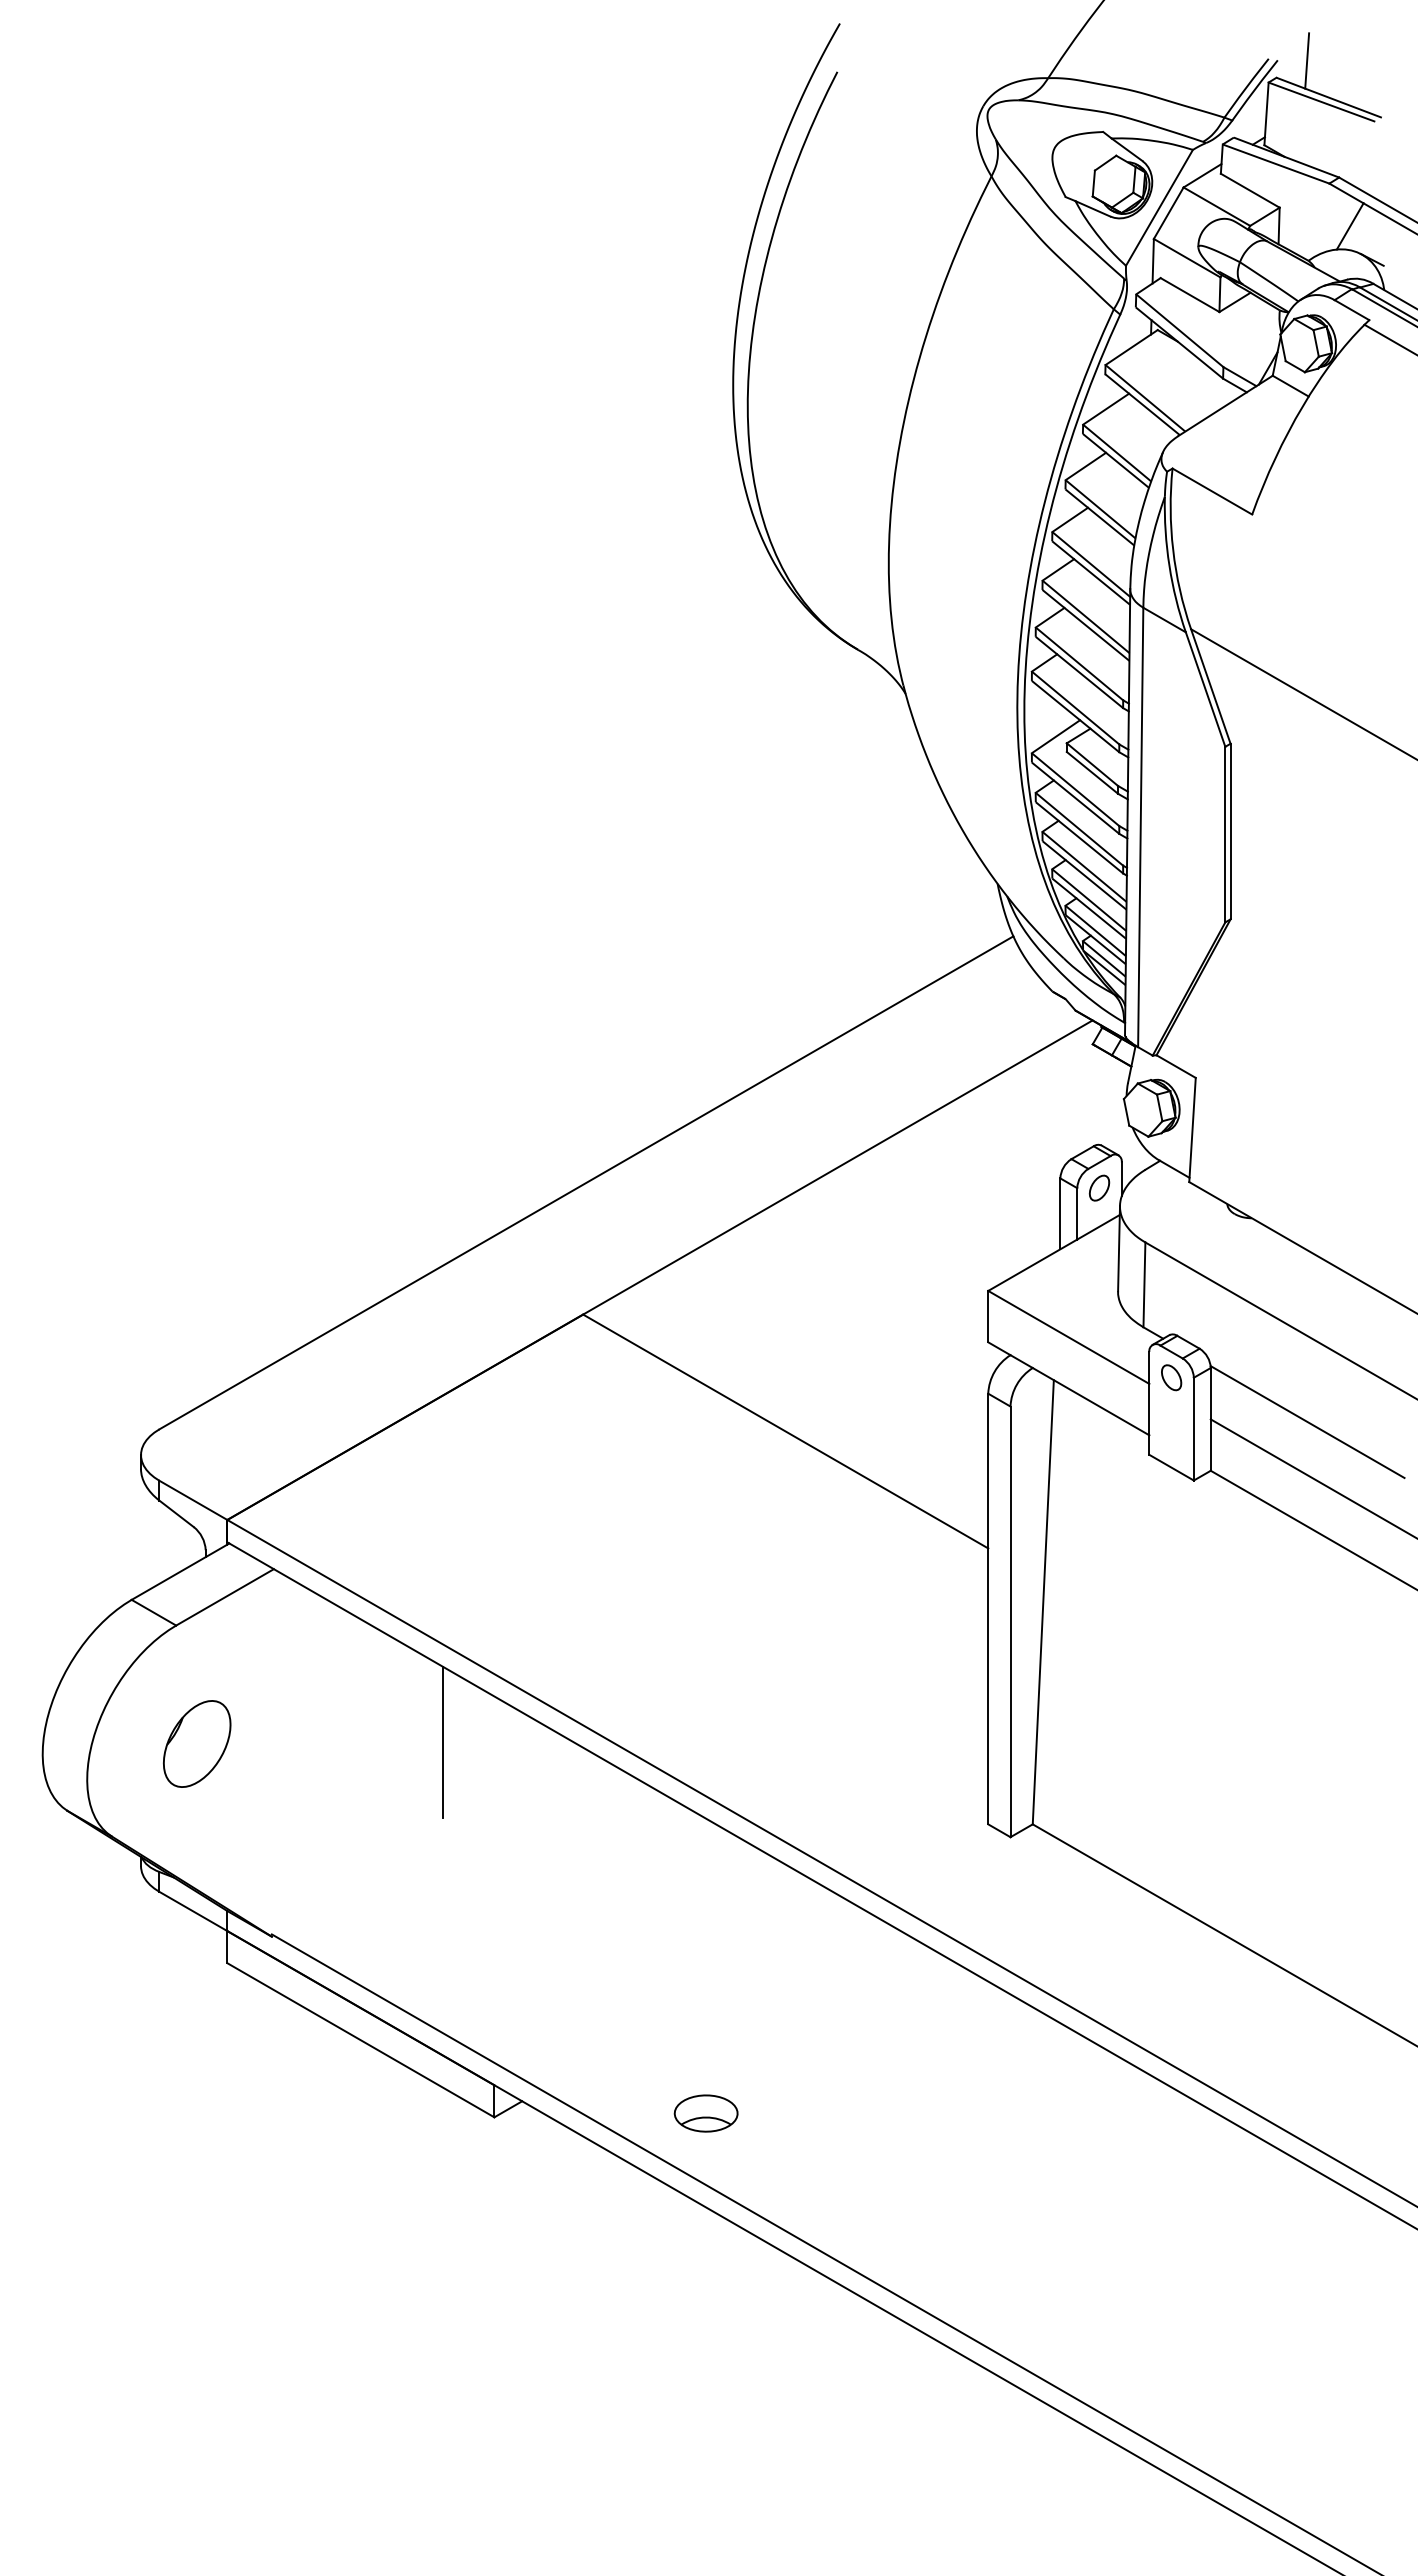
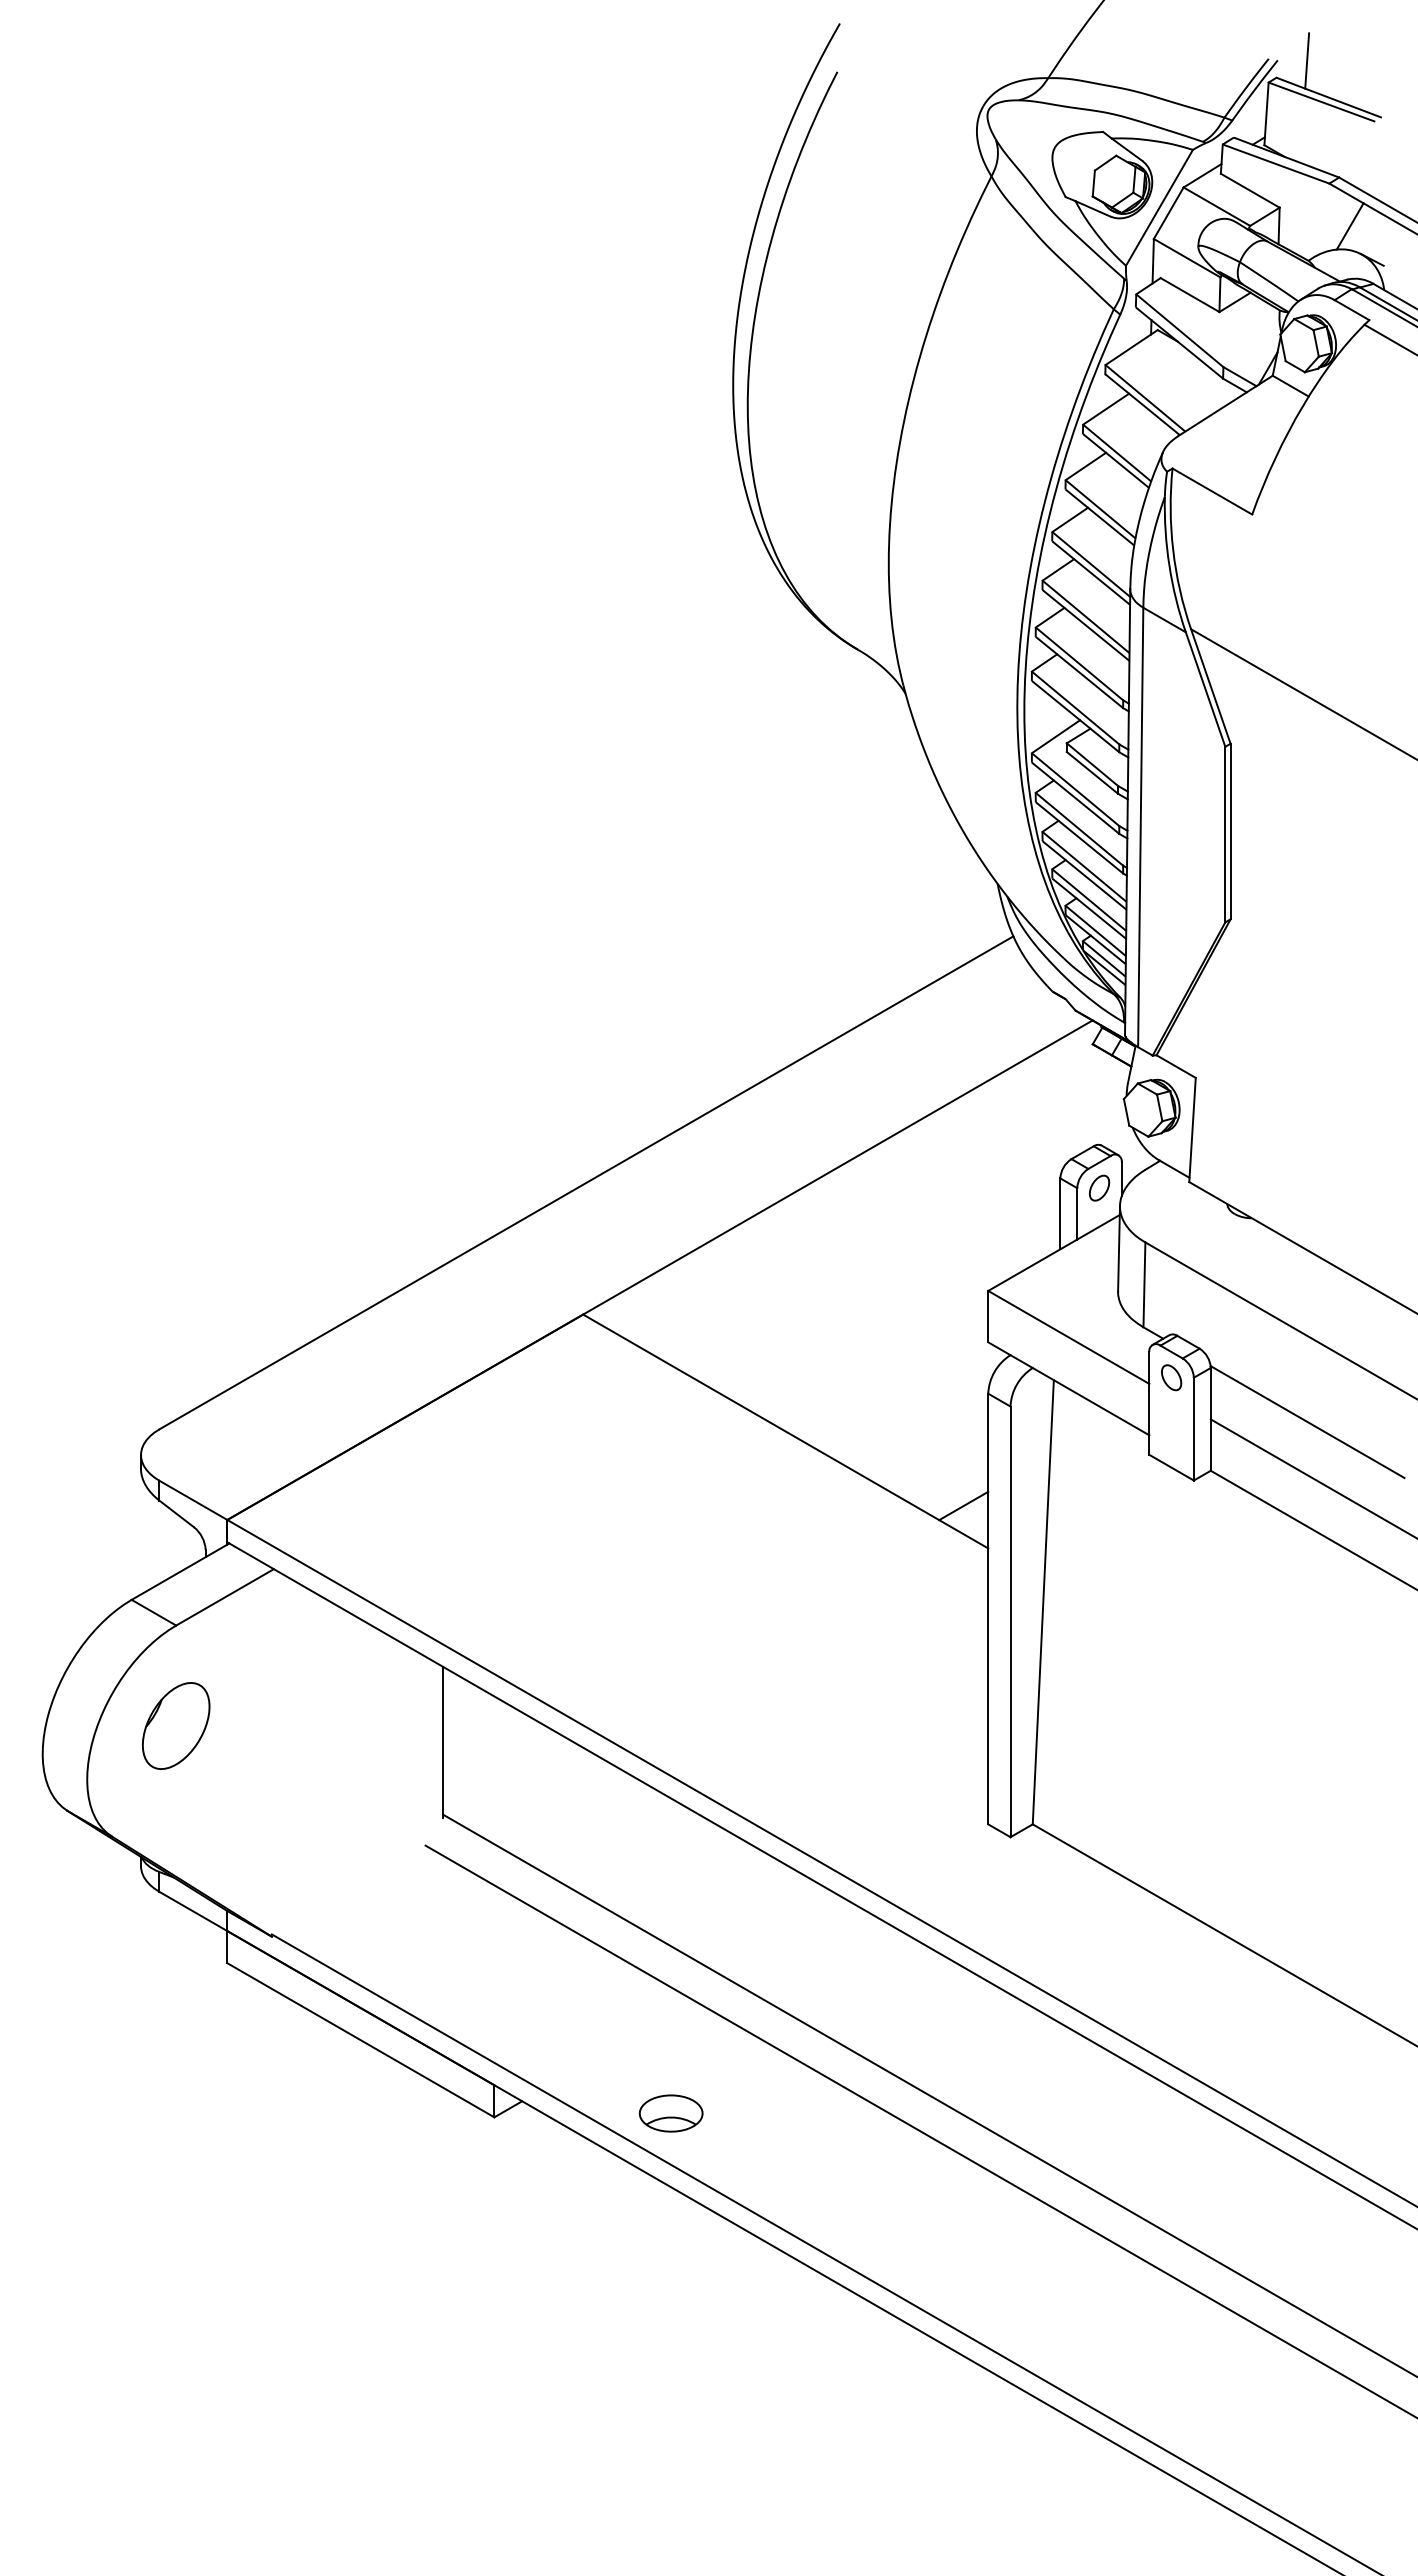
line: none -> present (963, 1505)
part position: (197, 1743) -> (176, 1725) (176, 1725)
line: none -> present (928, 2094)
part position: (705, 2113) -> (670, 2113) (670, 2113)
line: none -> present (919, 2130)
